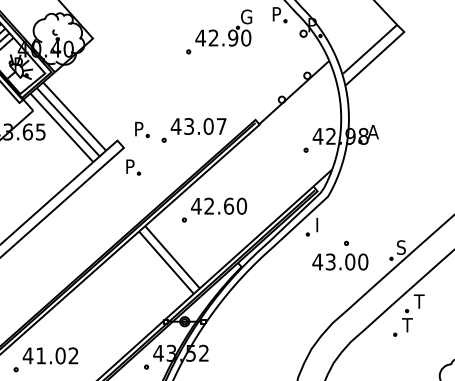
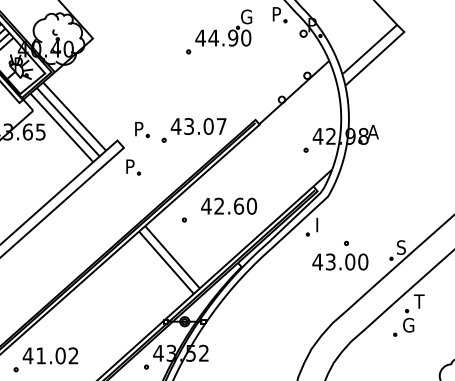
text: 42.90 -> 44.90 (213, 37)
text position: (218, 205) -> (228, 205) (228, 205)
text: T -> G (408, 324)
